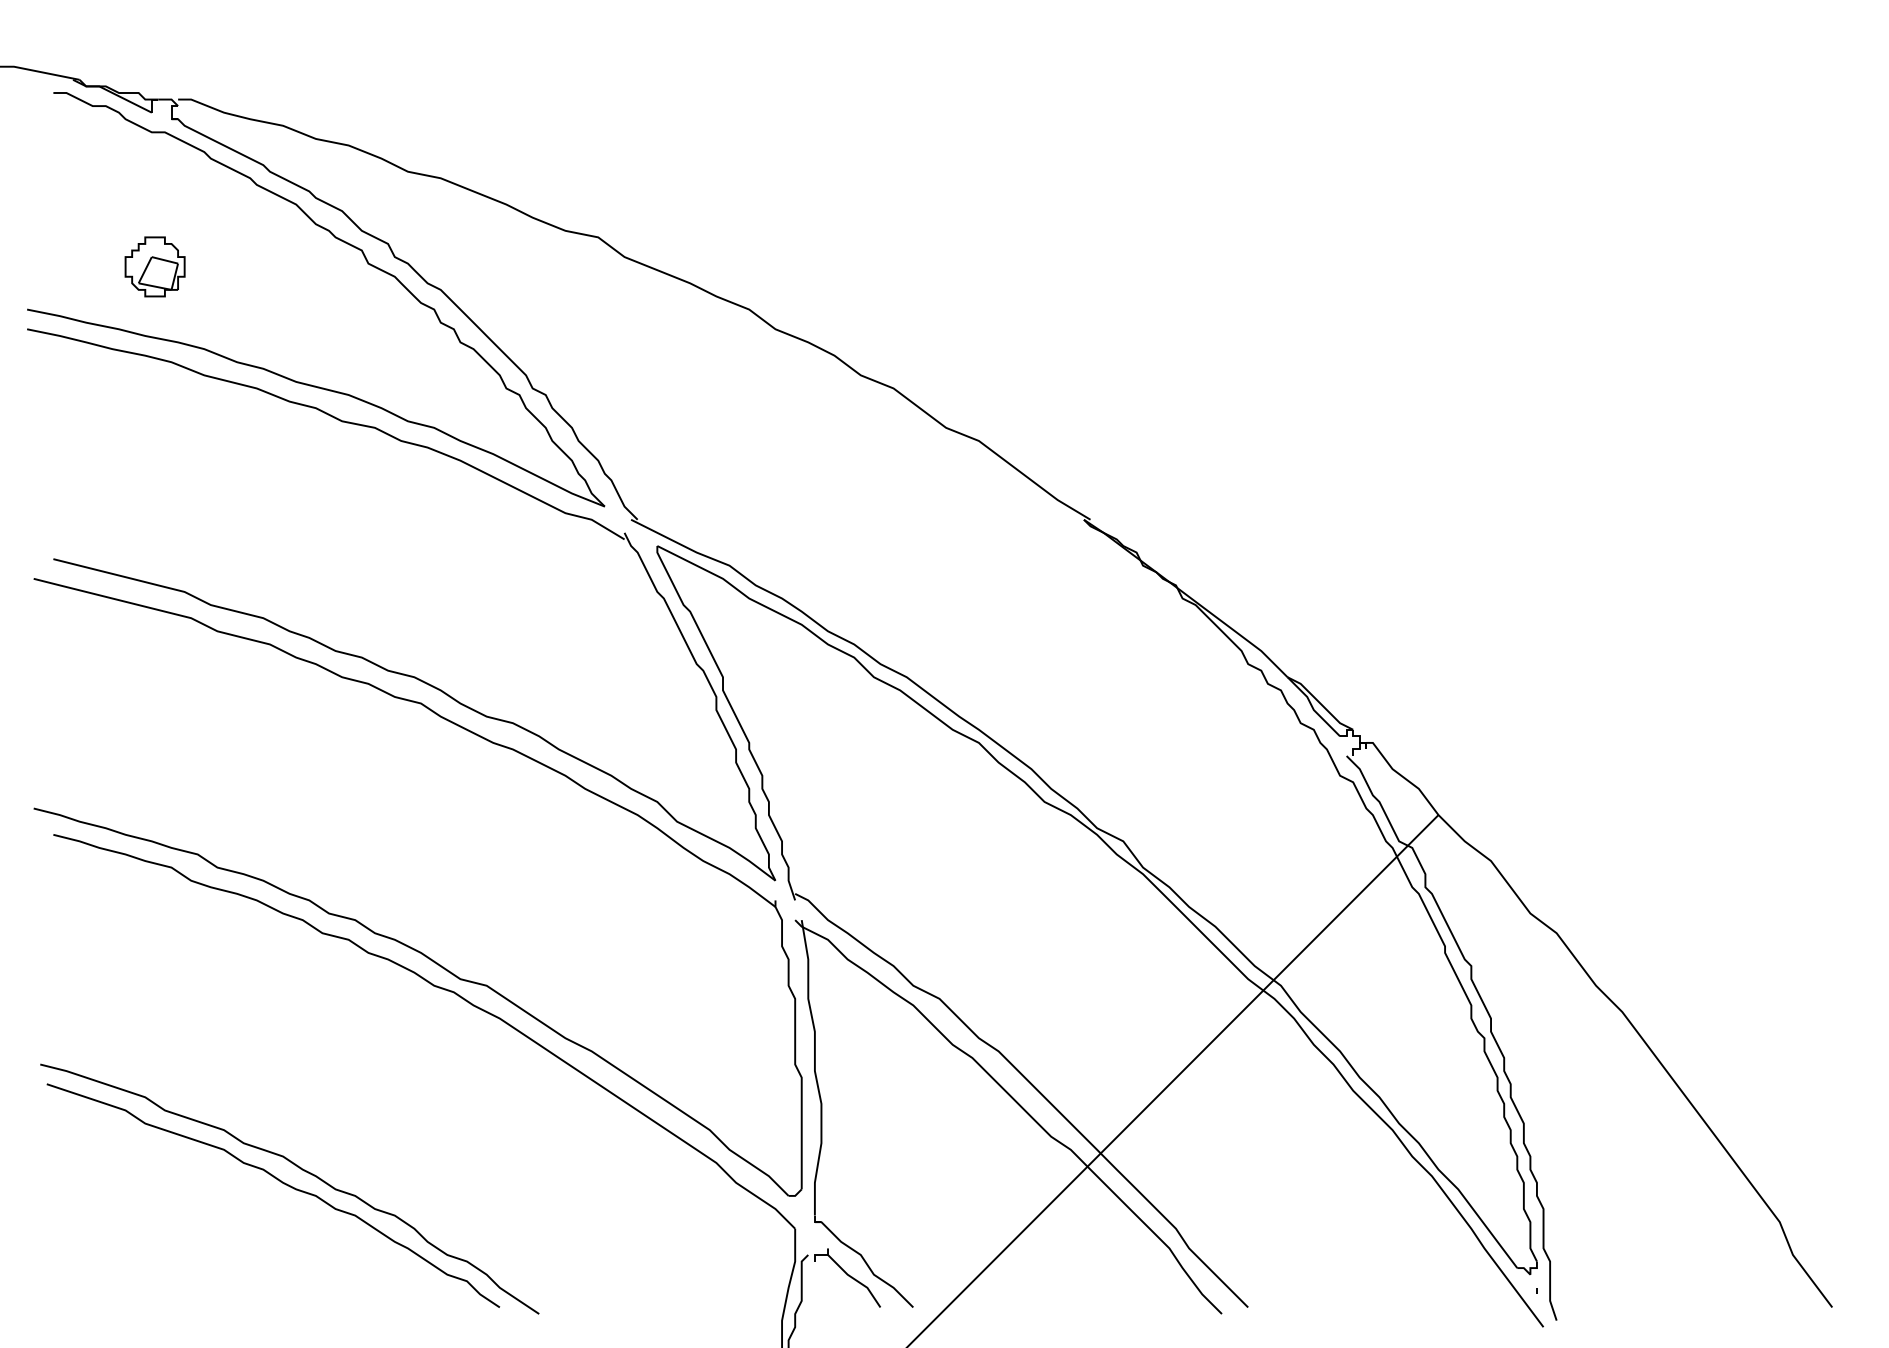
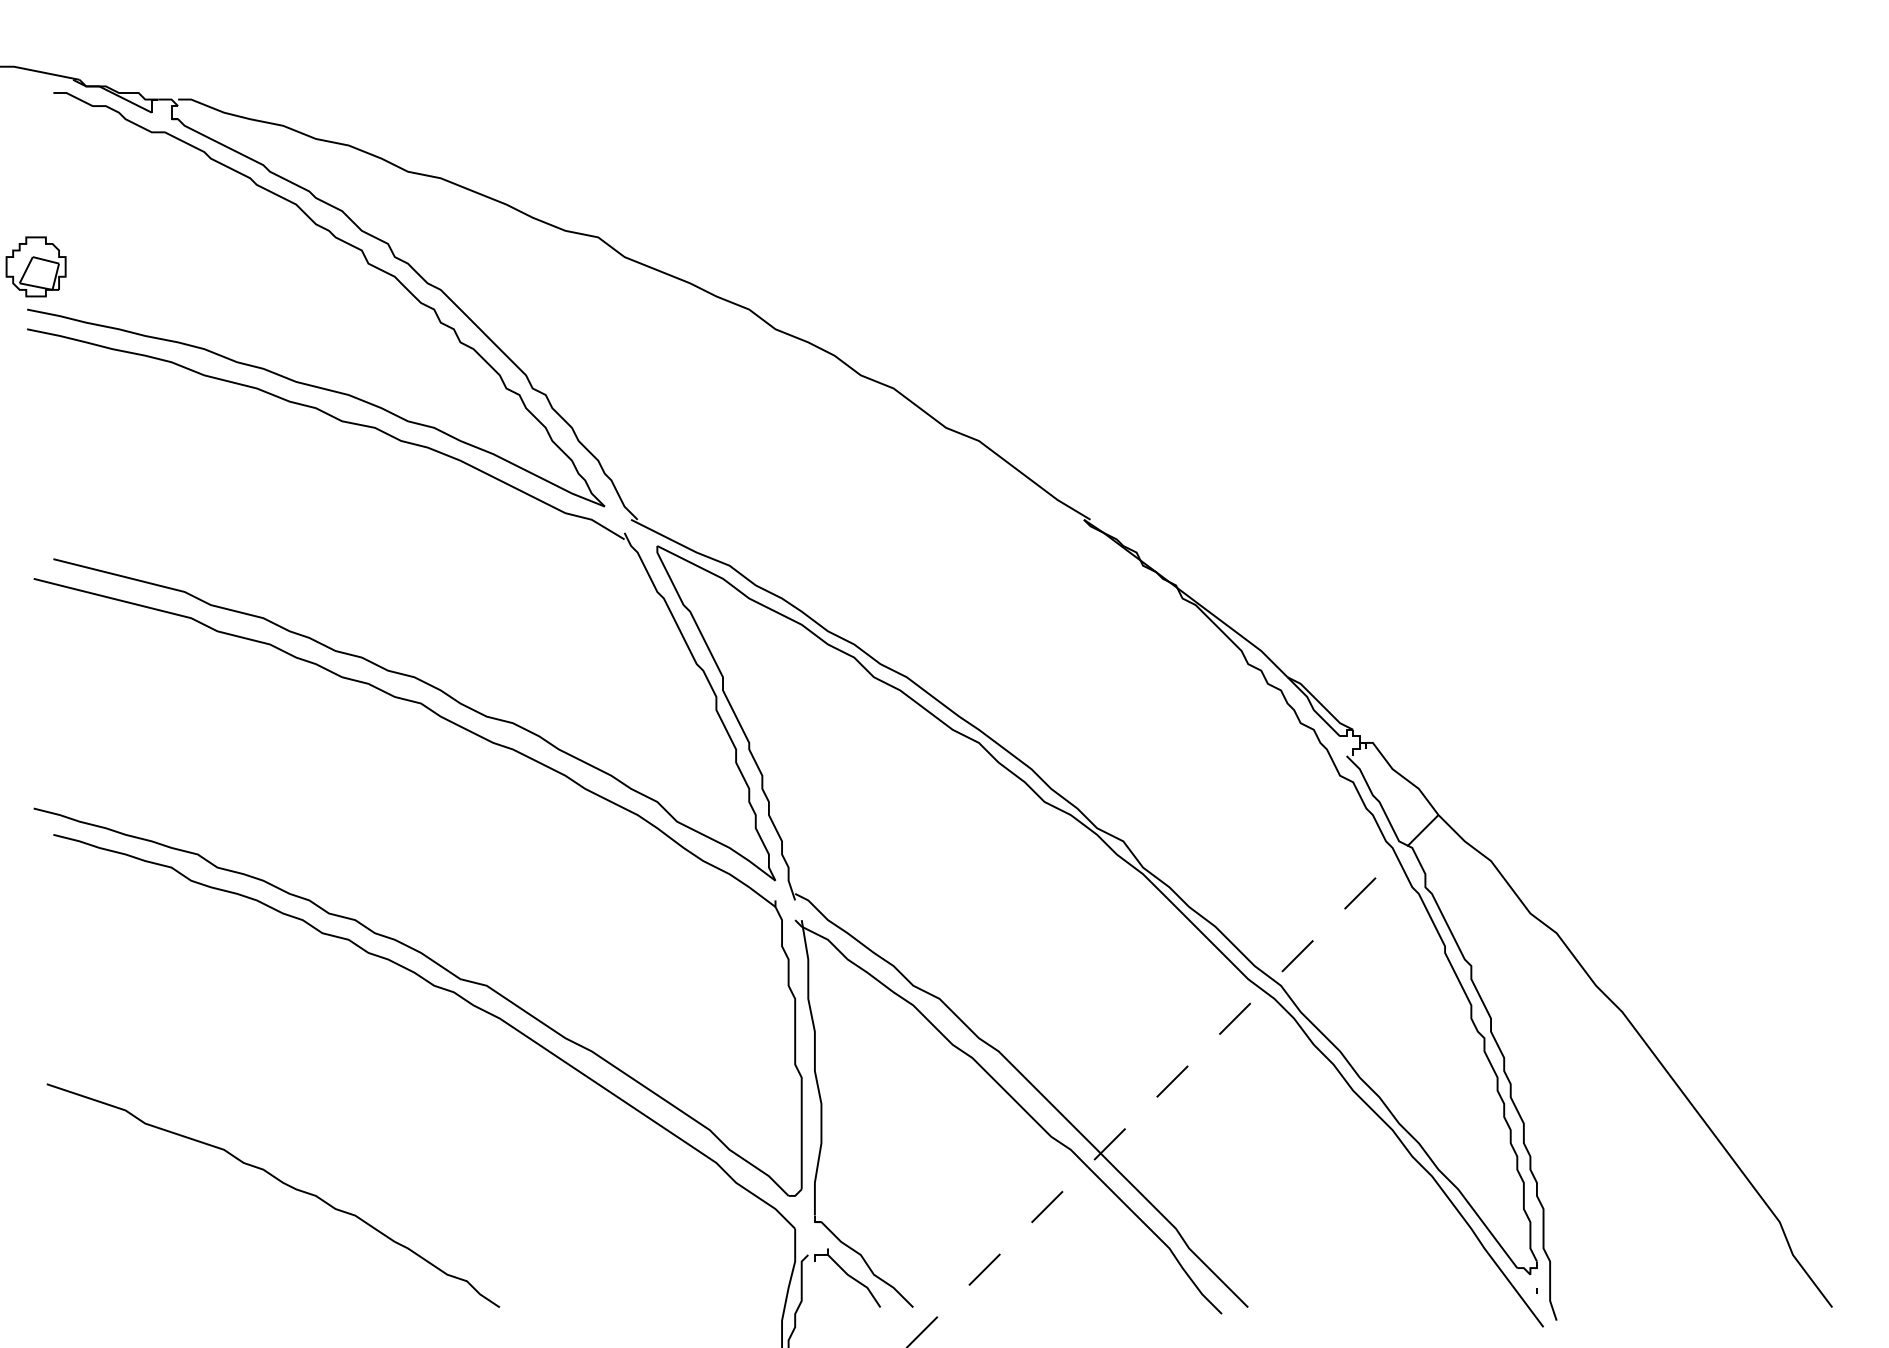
part position: (154, 266) -> (35, 266) (35, 266)
line: solid -> dashed (1172, 1081)
curve: present -> none (300, 1169)
